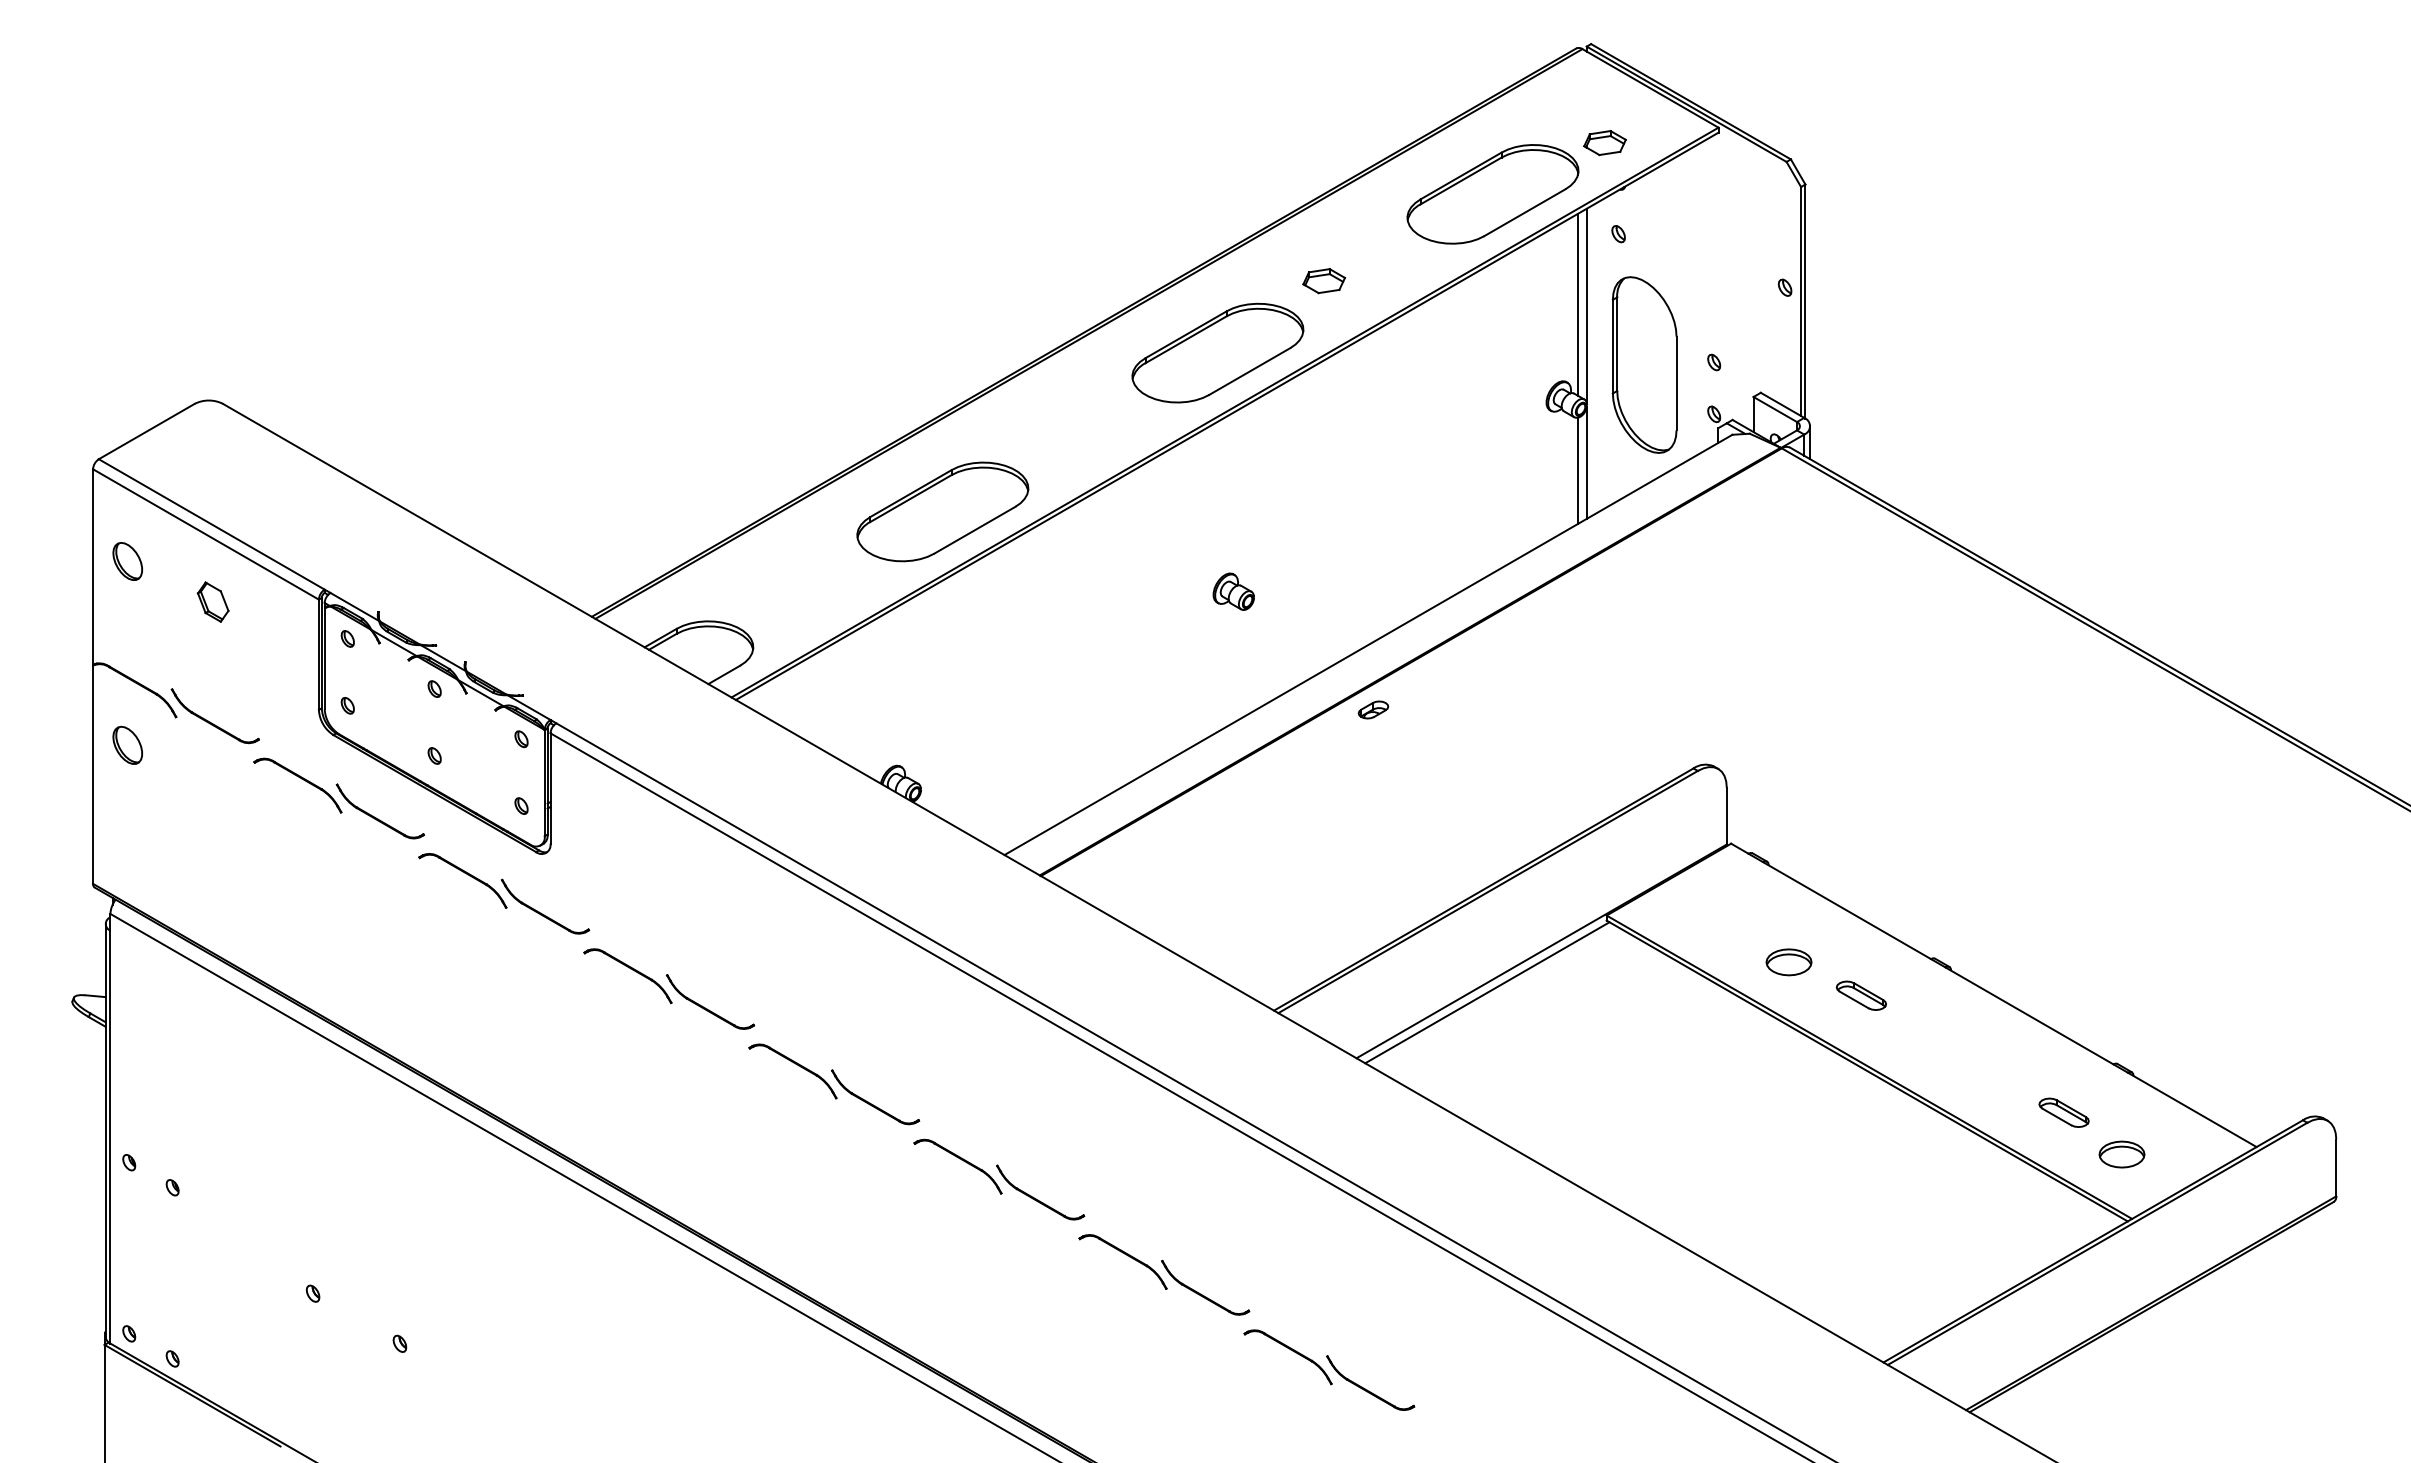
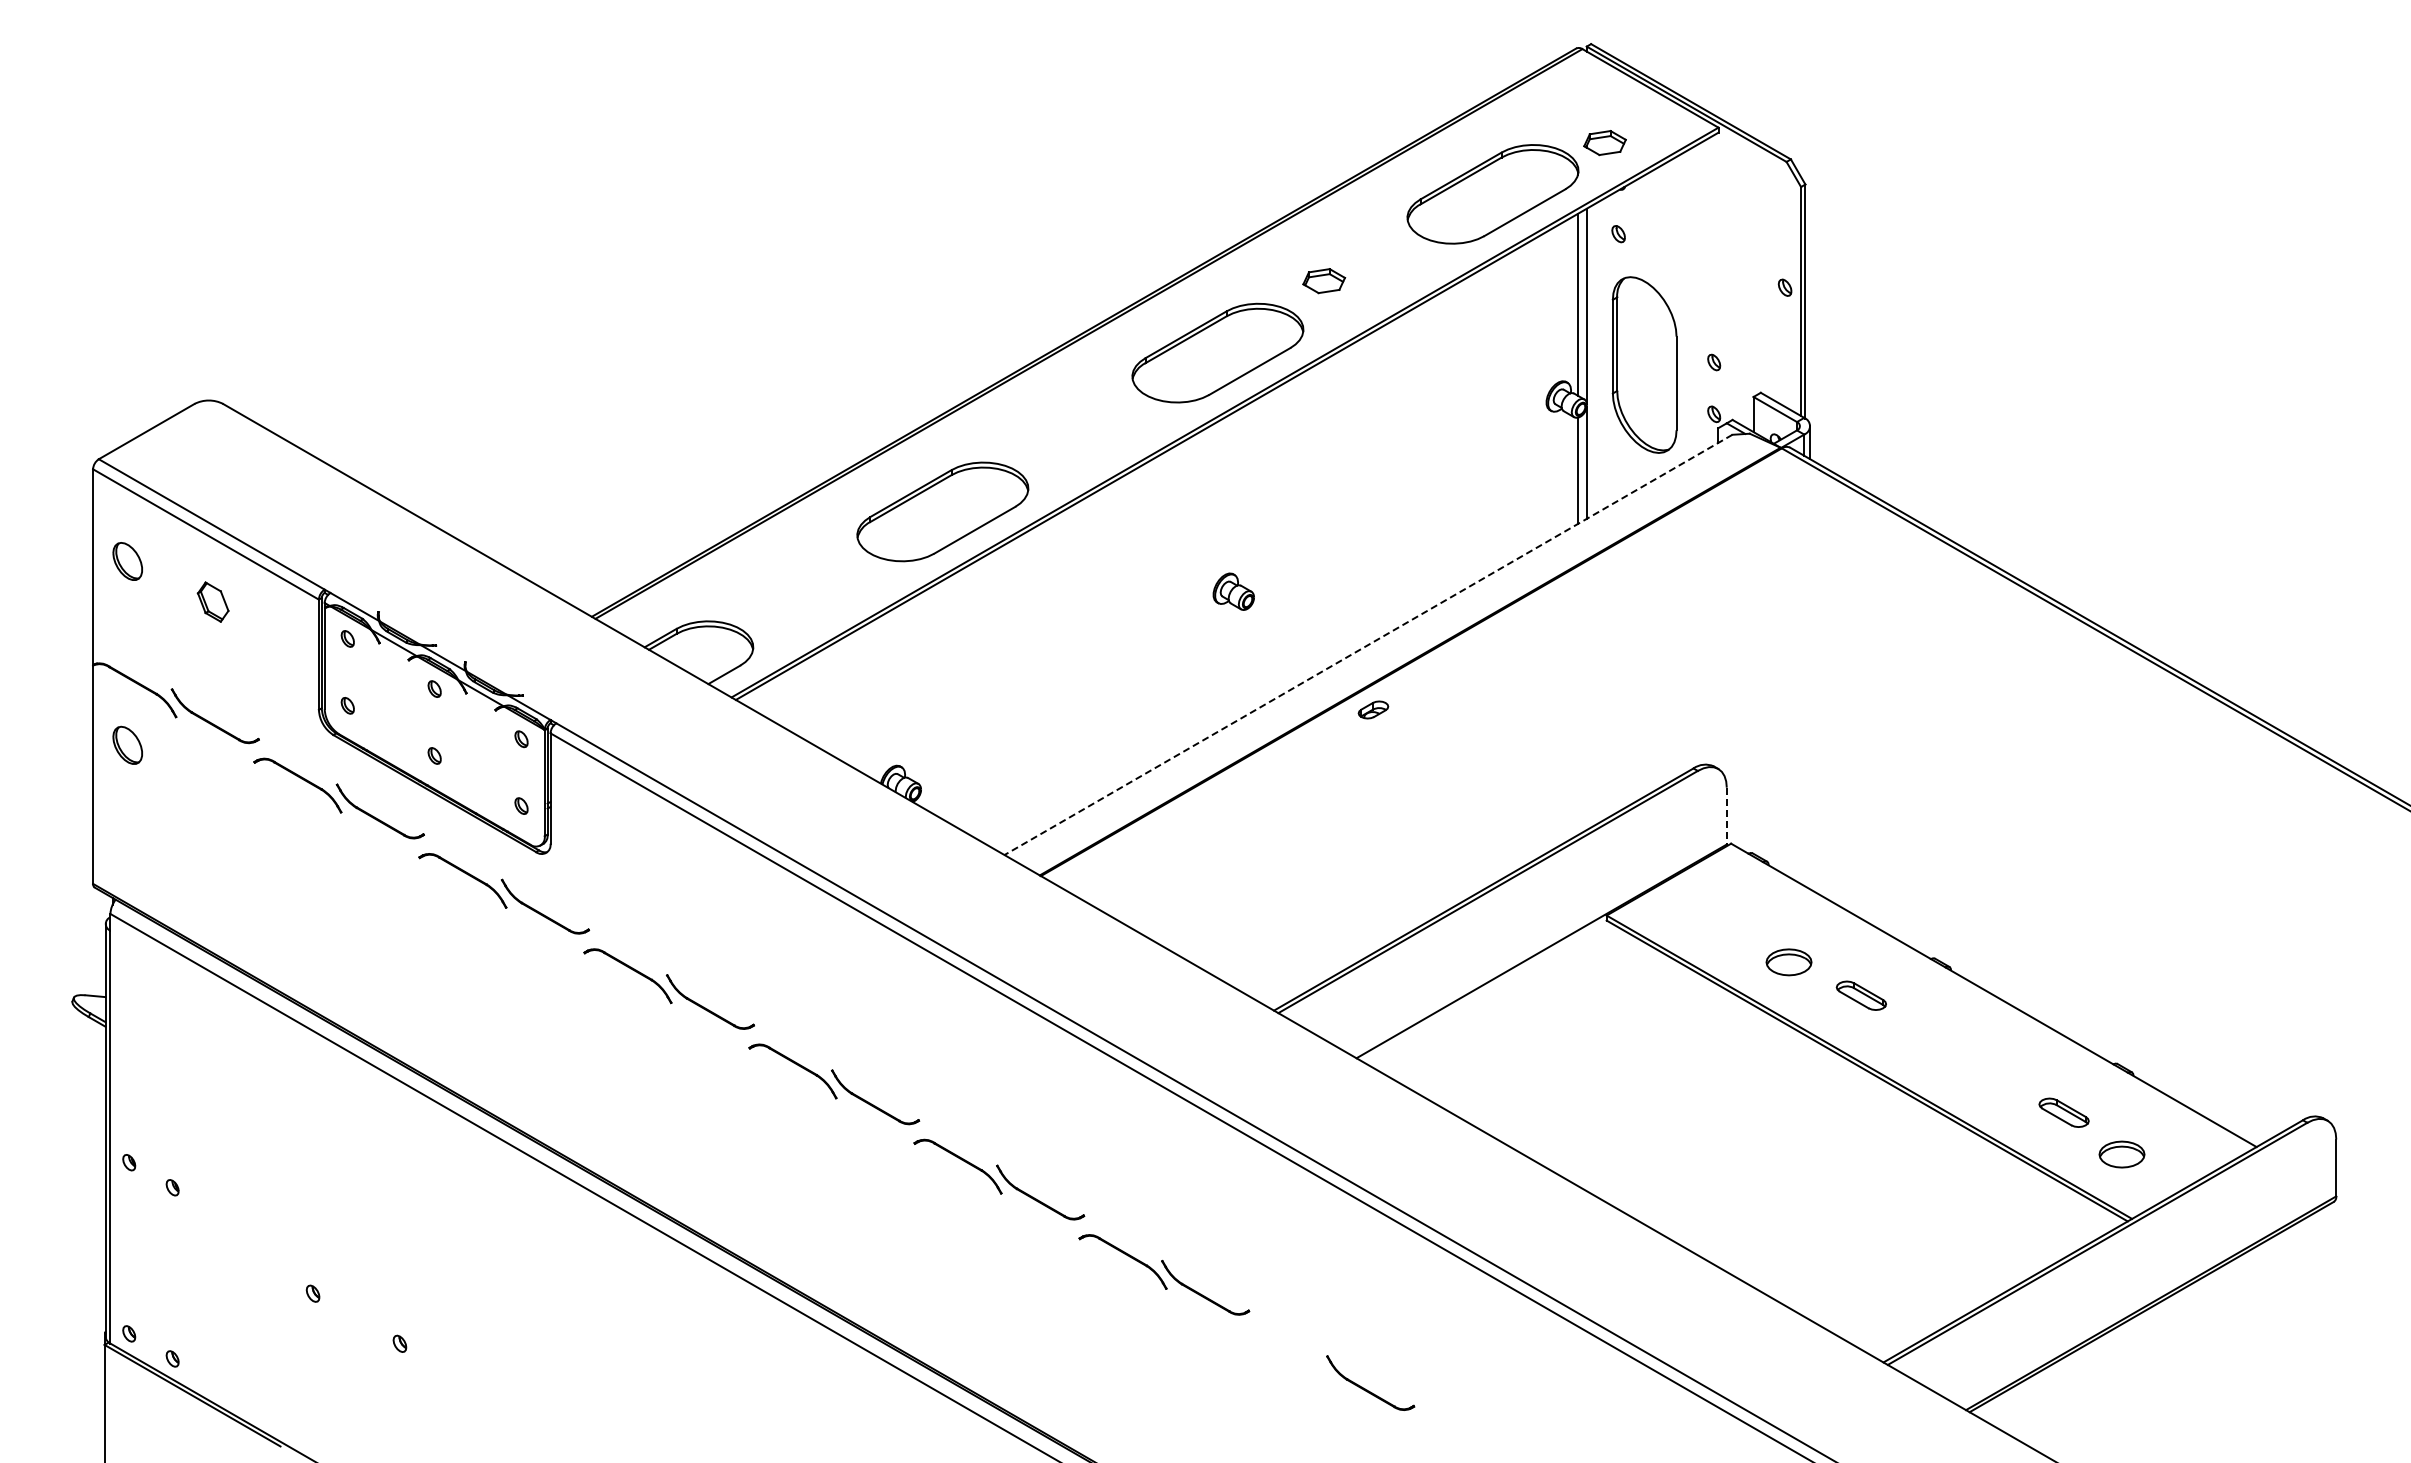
line: solid -> dashed (1368, 645)
line: solid -> dashed (1726, 816)
line: present -> none (1487, 992)
part: present -> none (1290, 1350)
